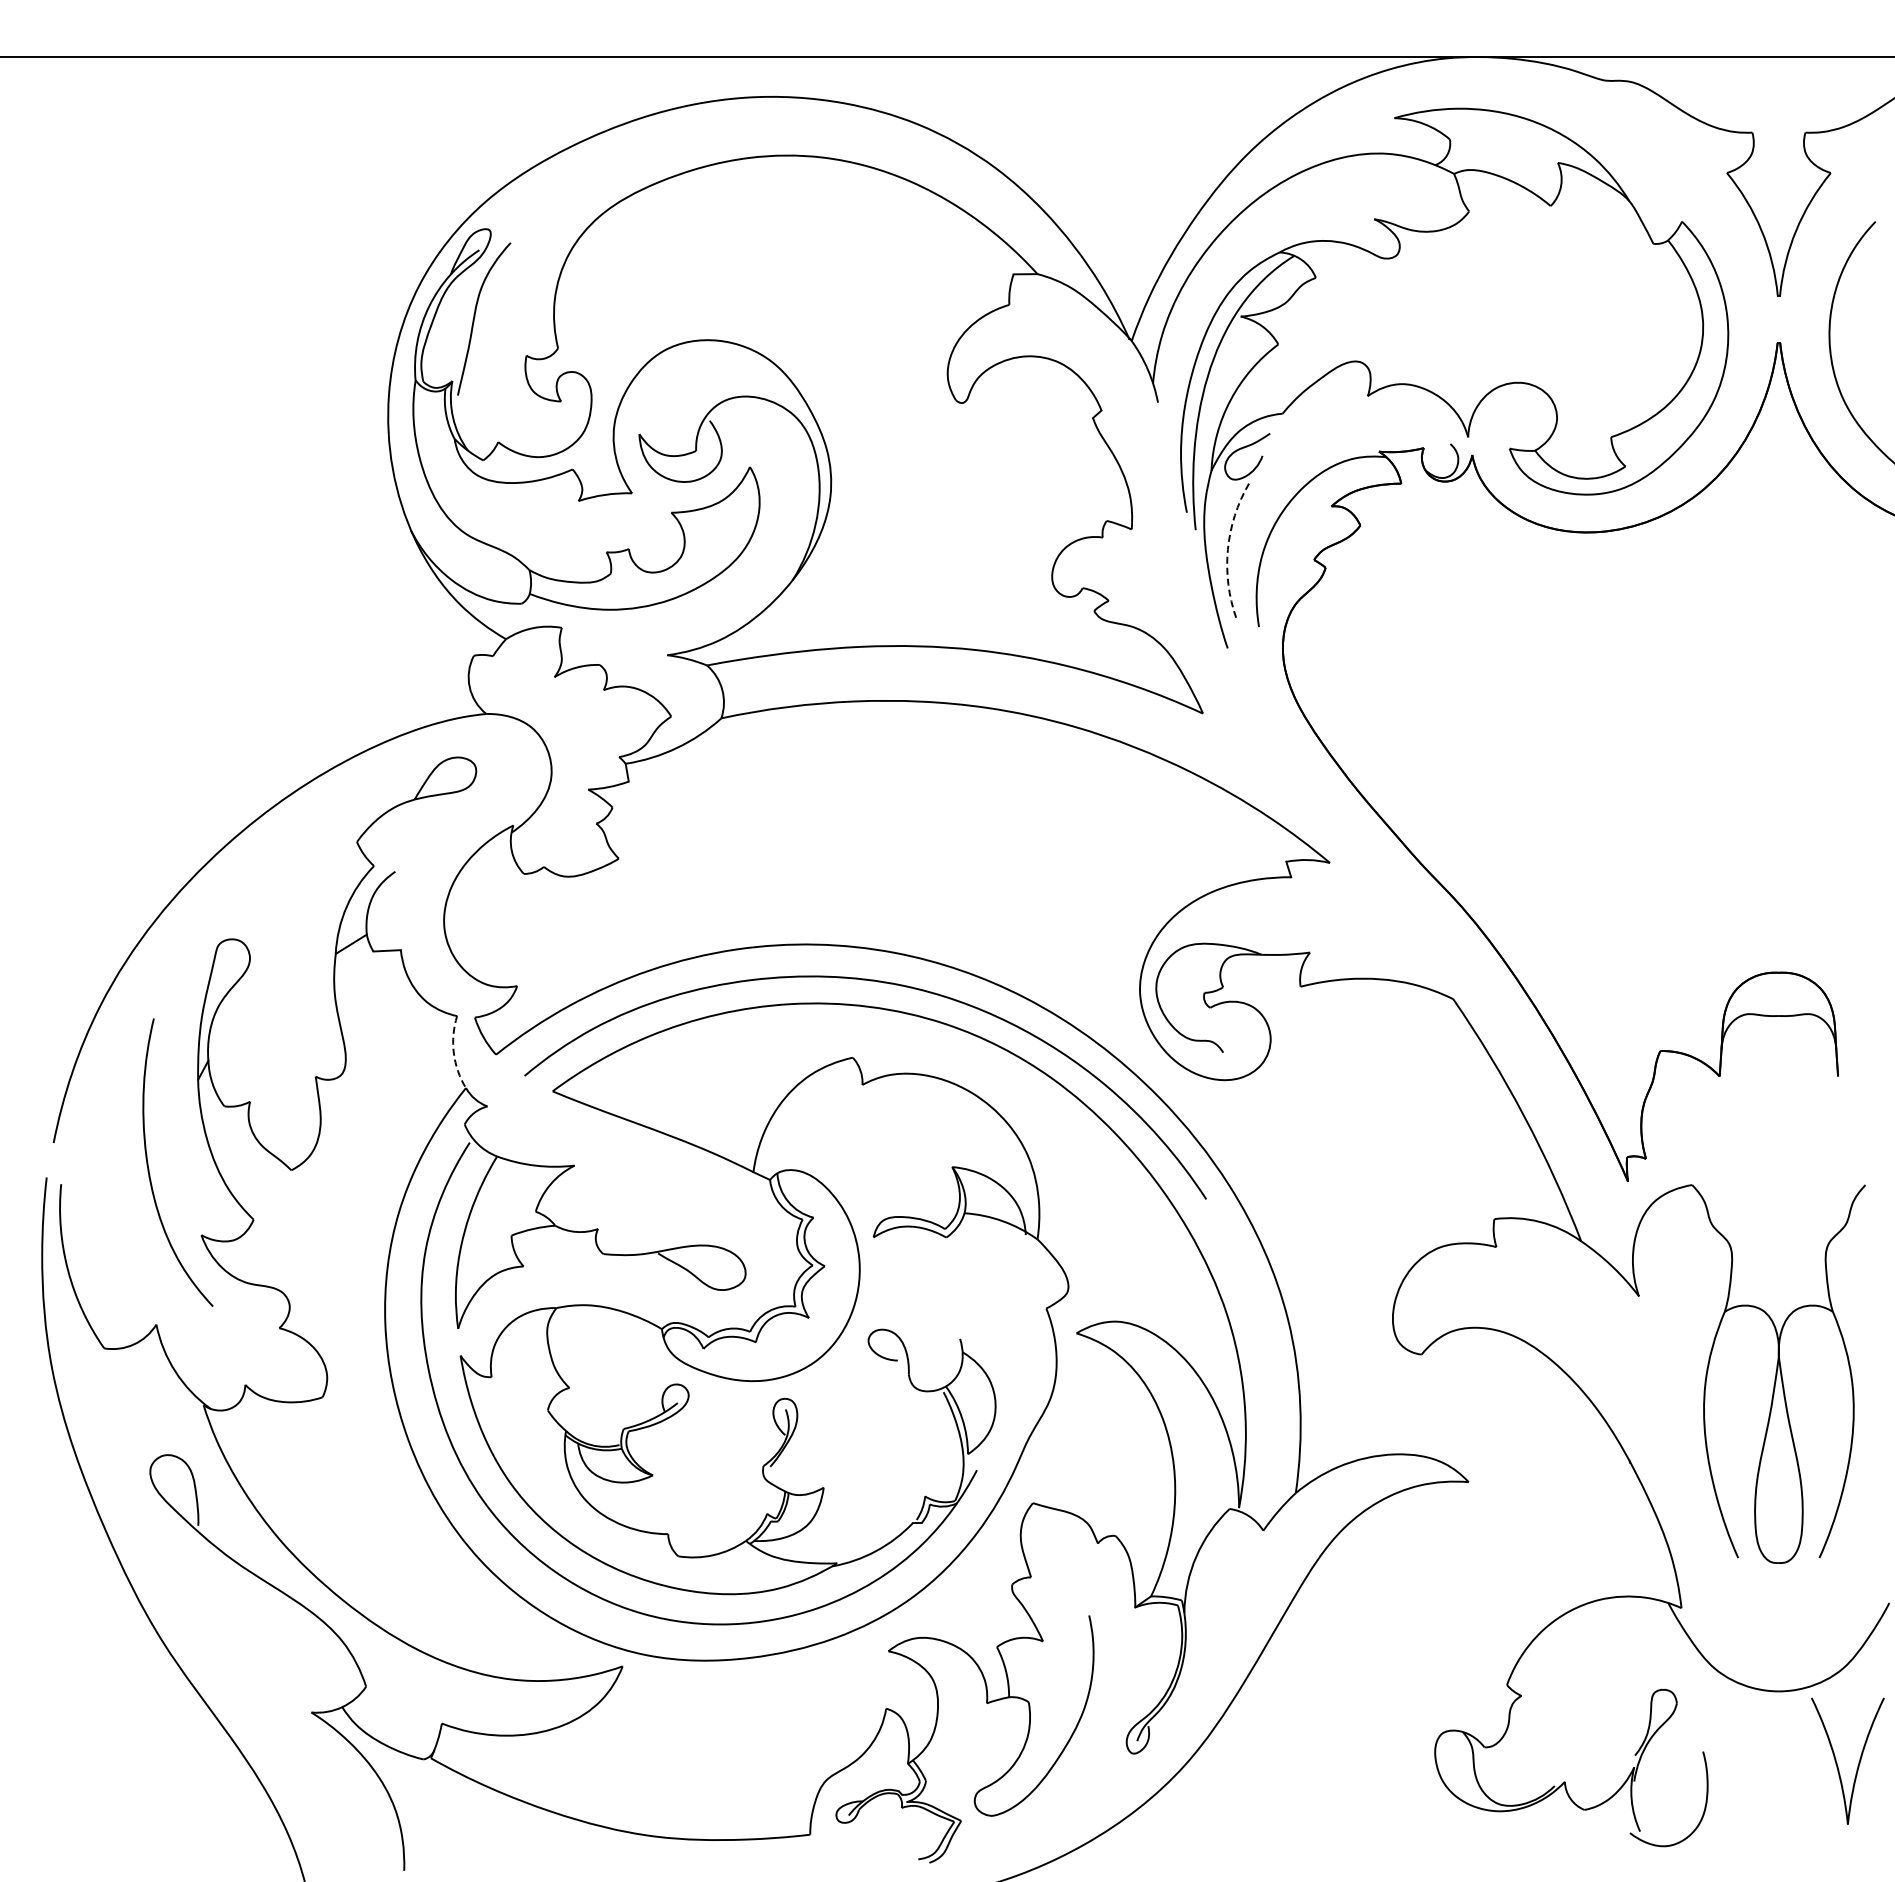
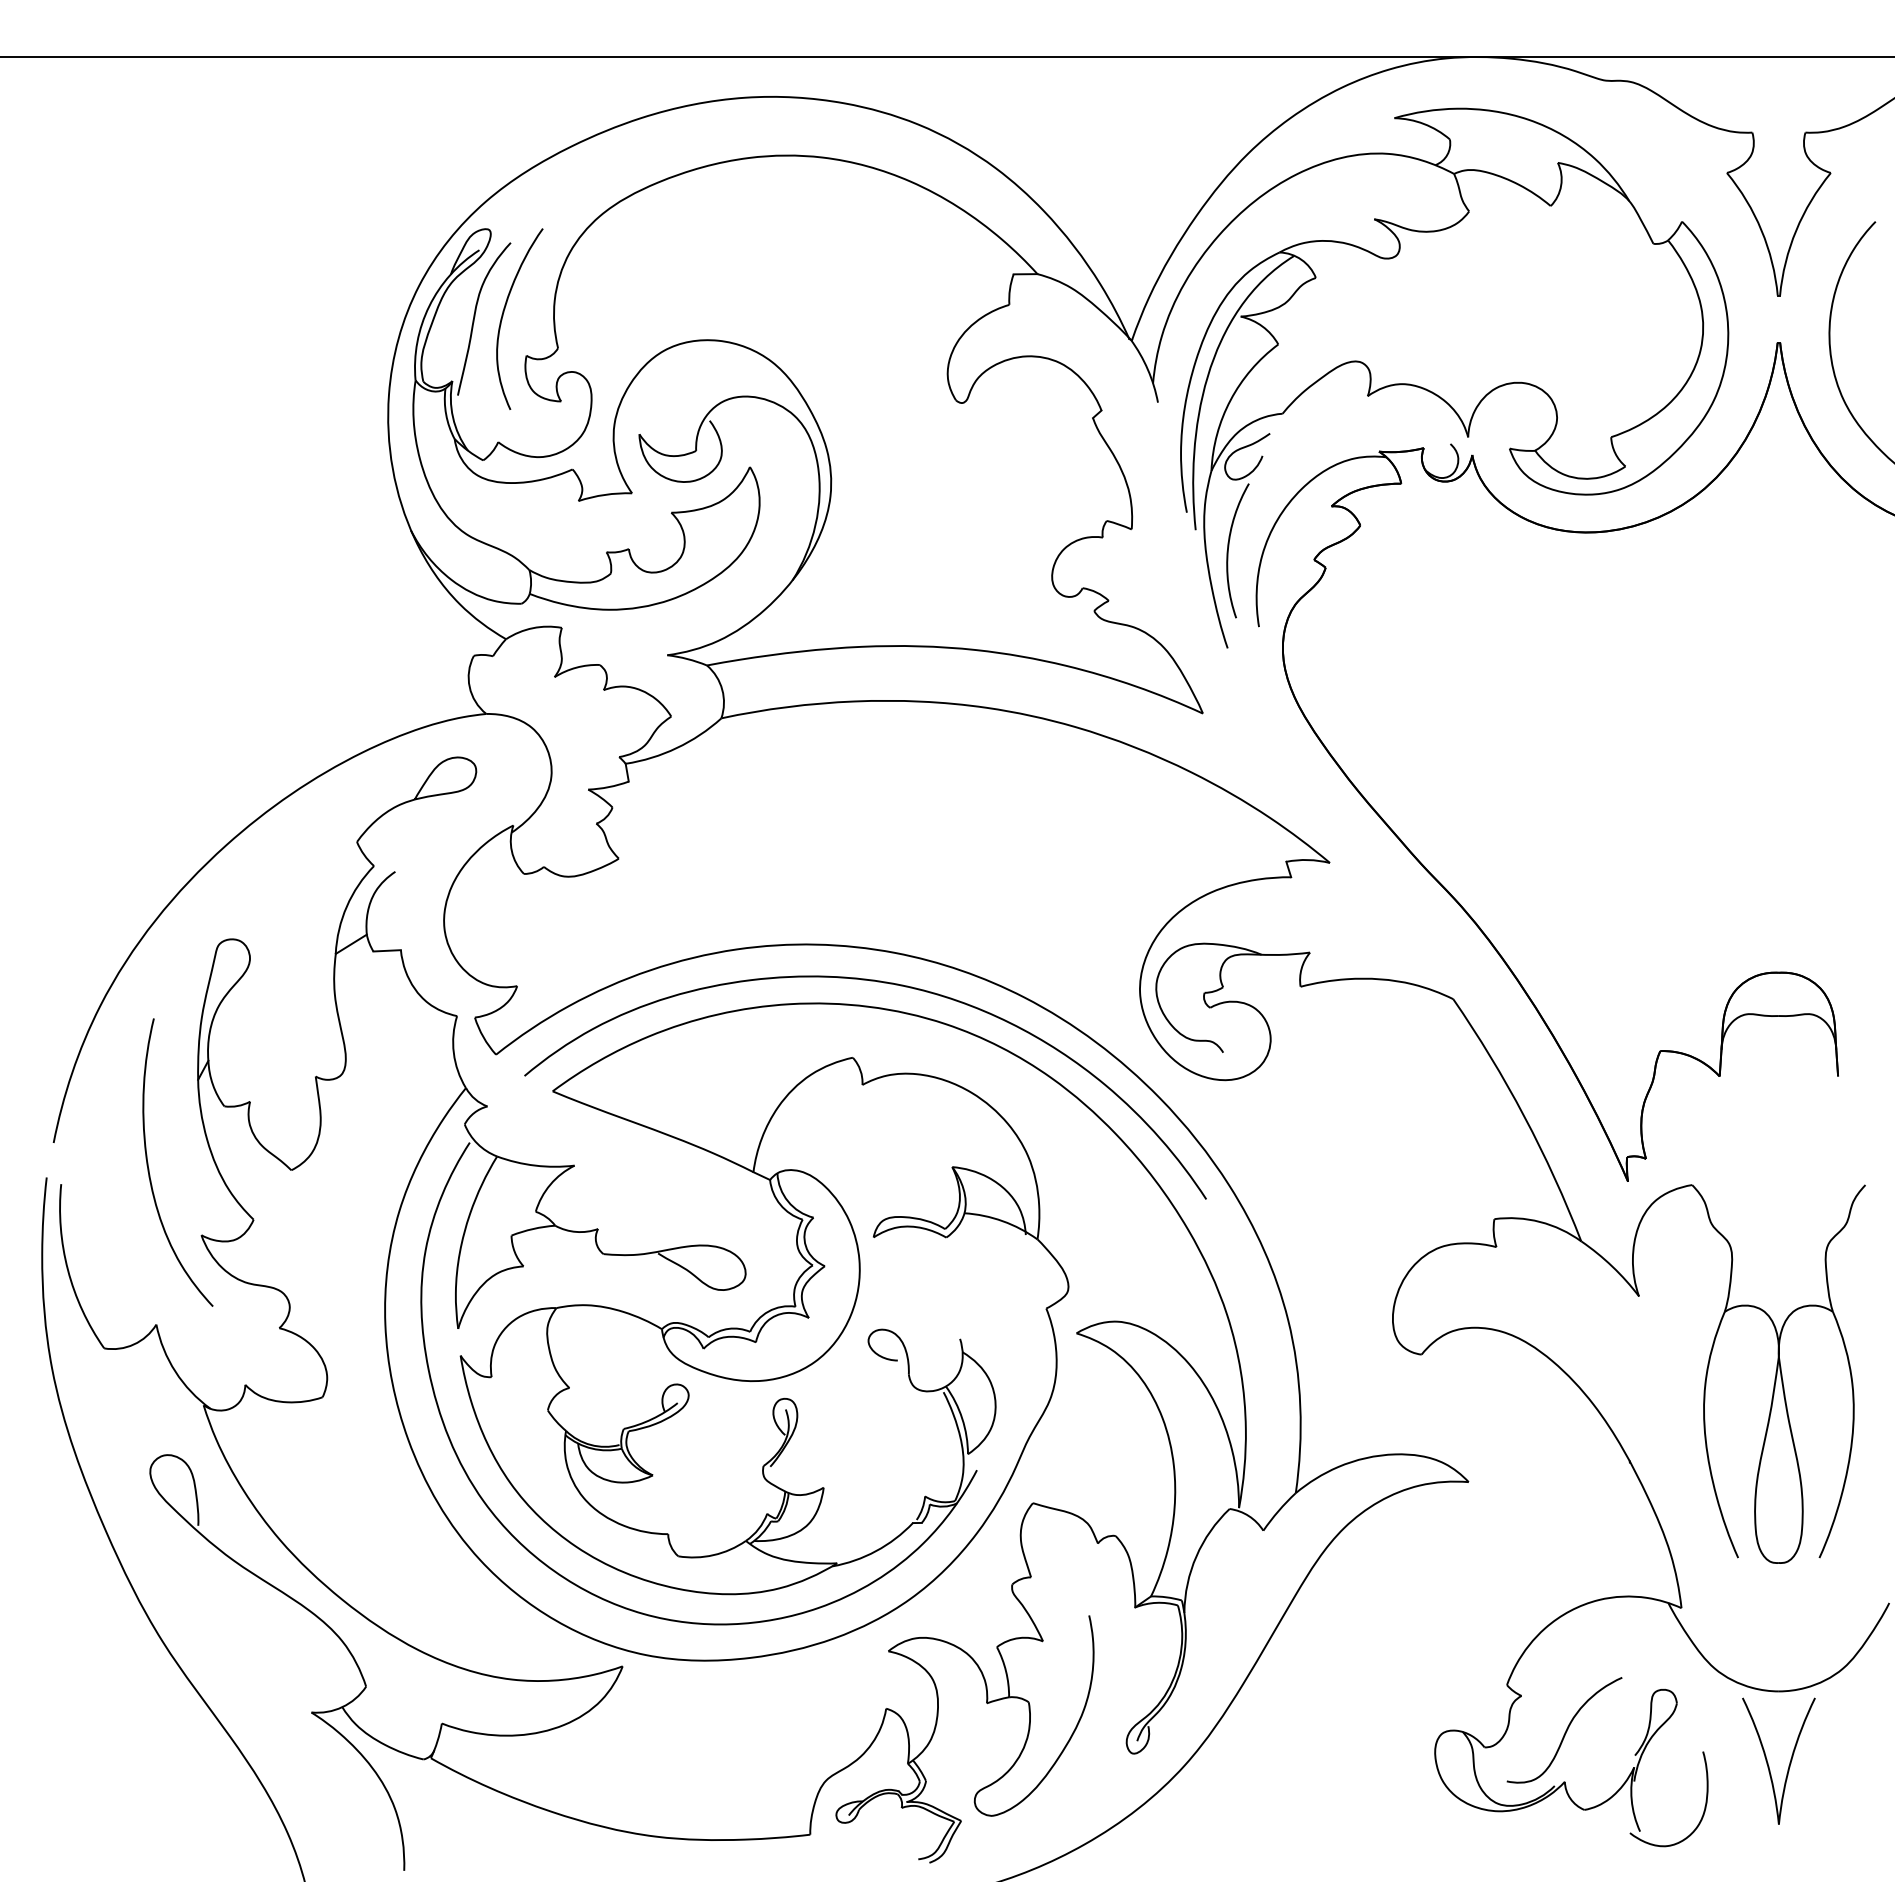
curve: none -> present (503, 316)
arc: dashed -> solid (1227, 549)
arc: dashed -> solid (453, 1053)
curve: none -> present (1565, 1730)
part position: (1837, 1762) -> (1768, 1762) (1768, 1762)
